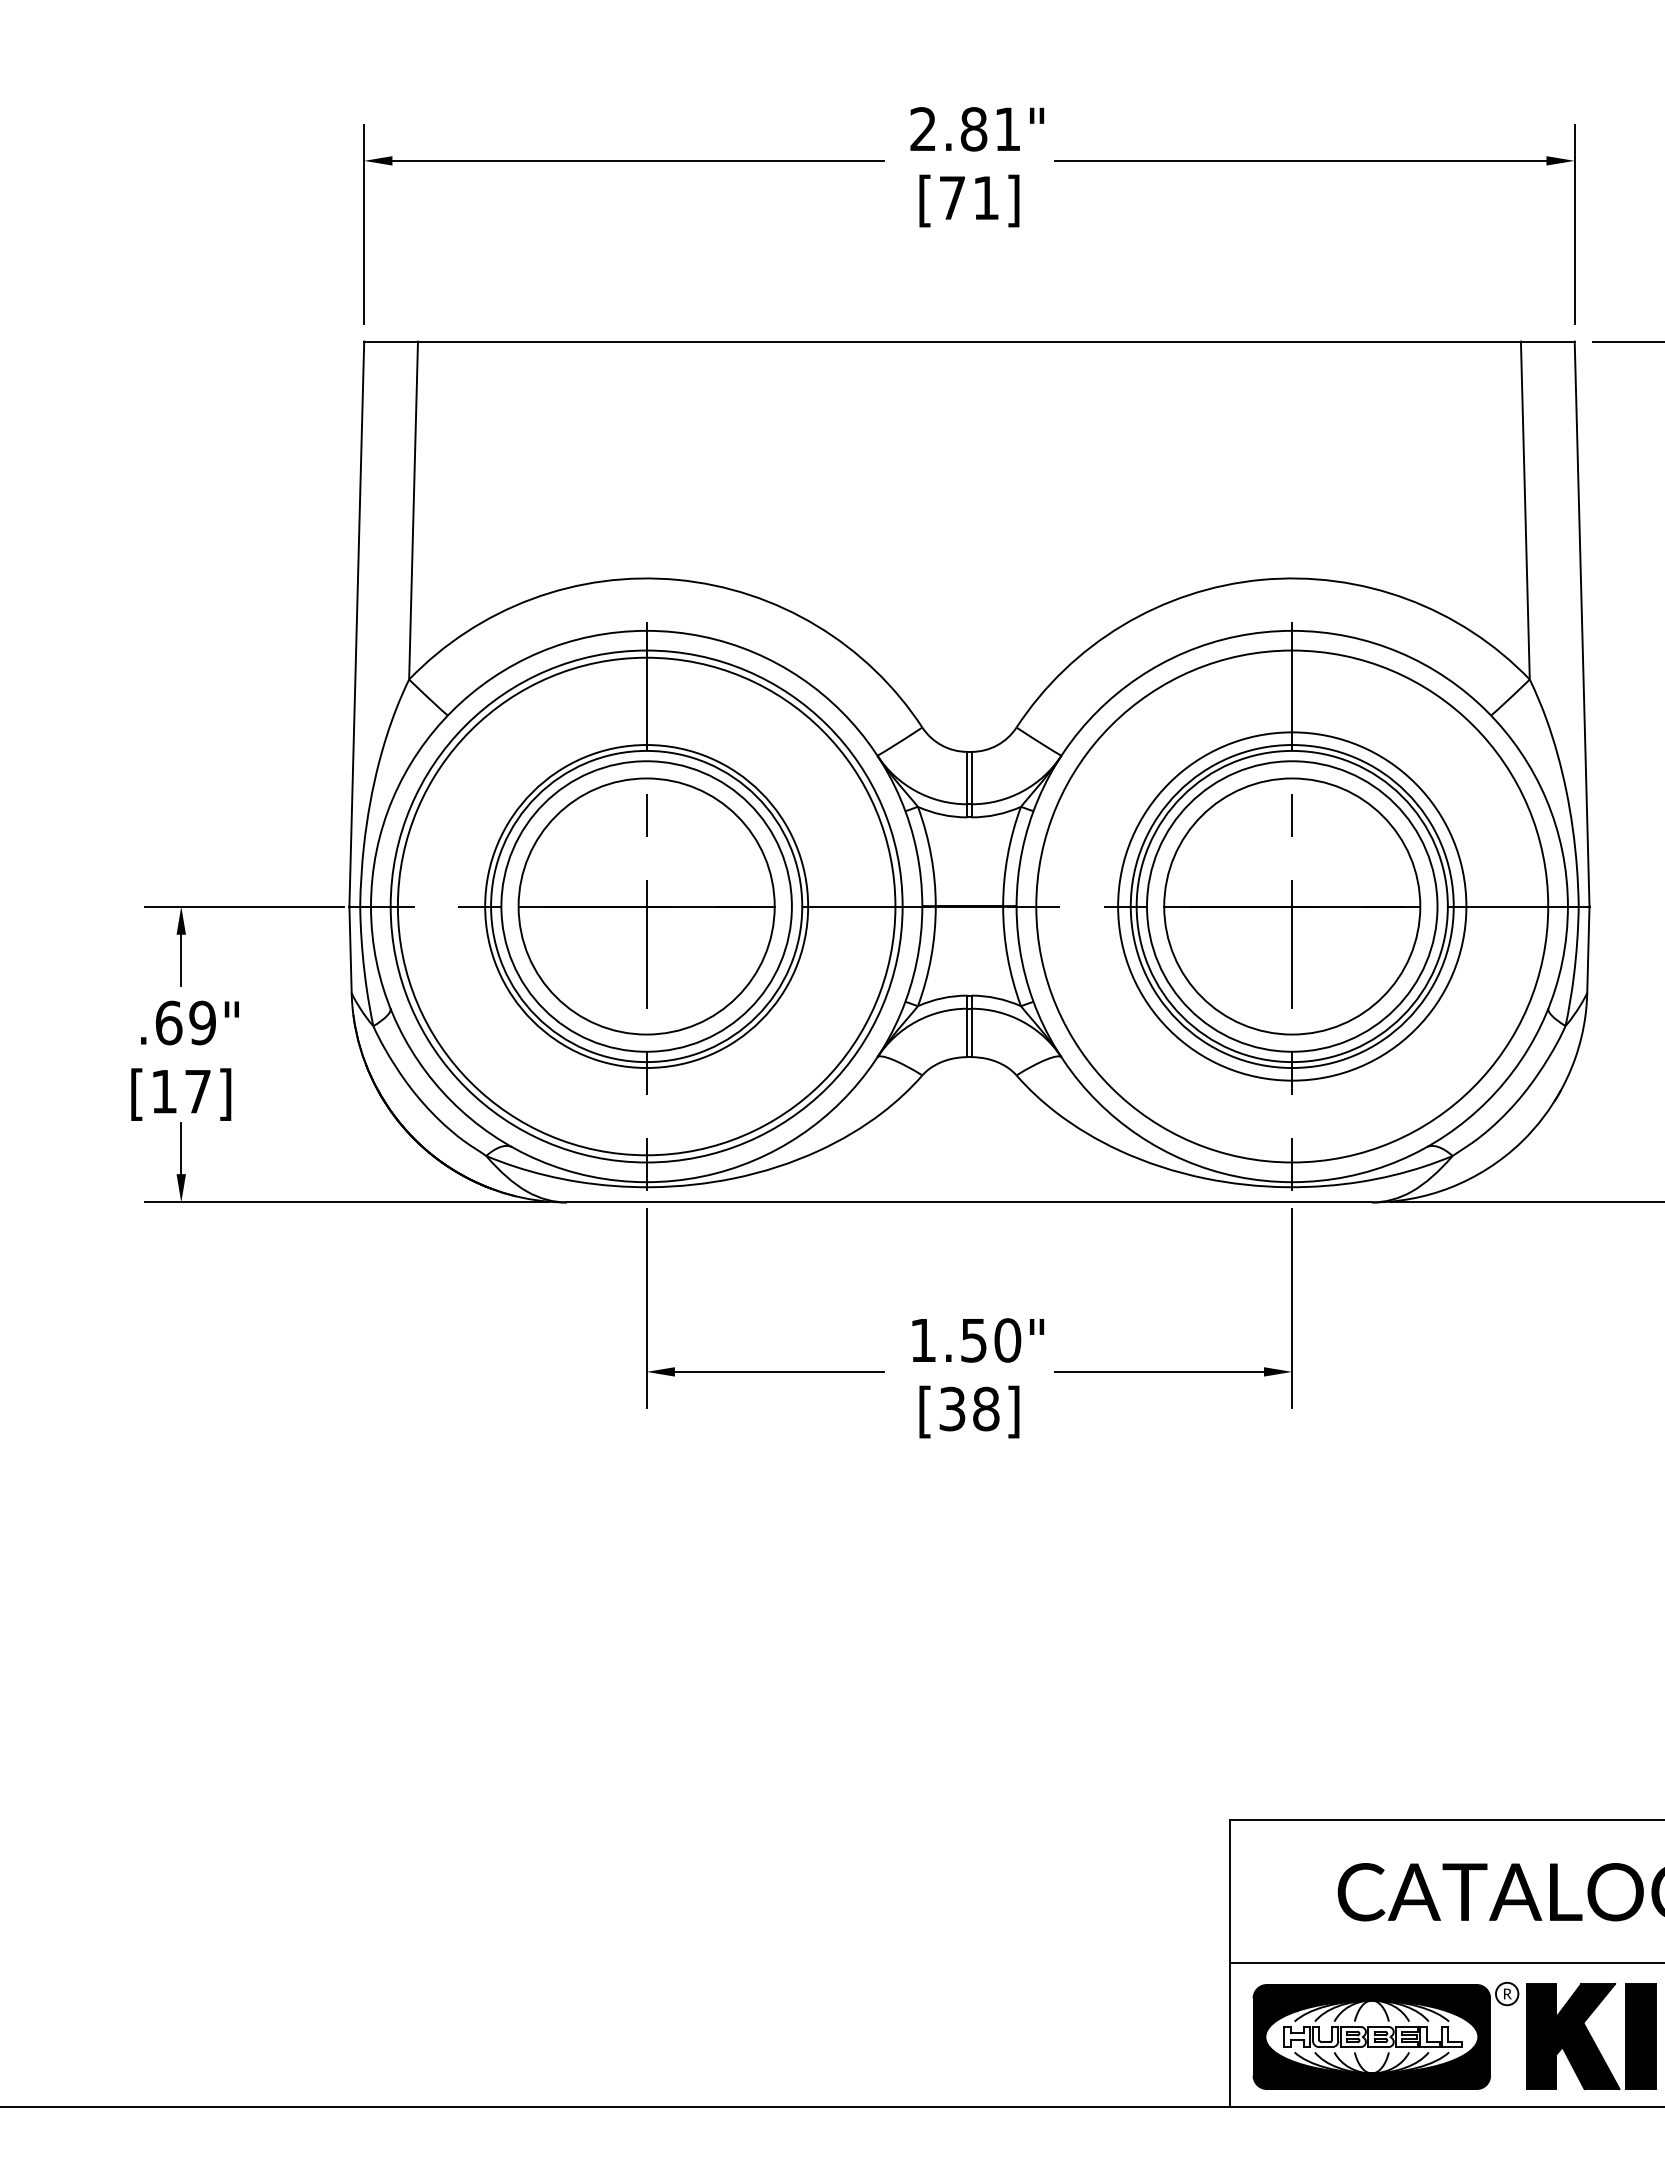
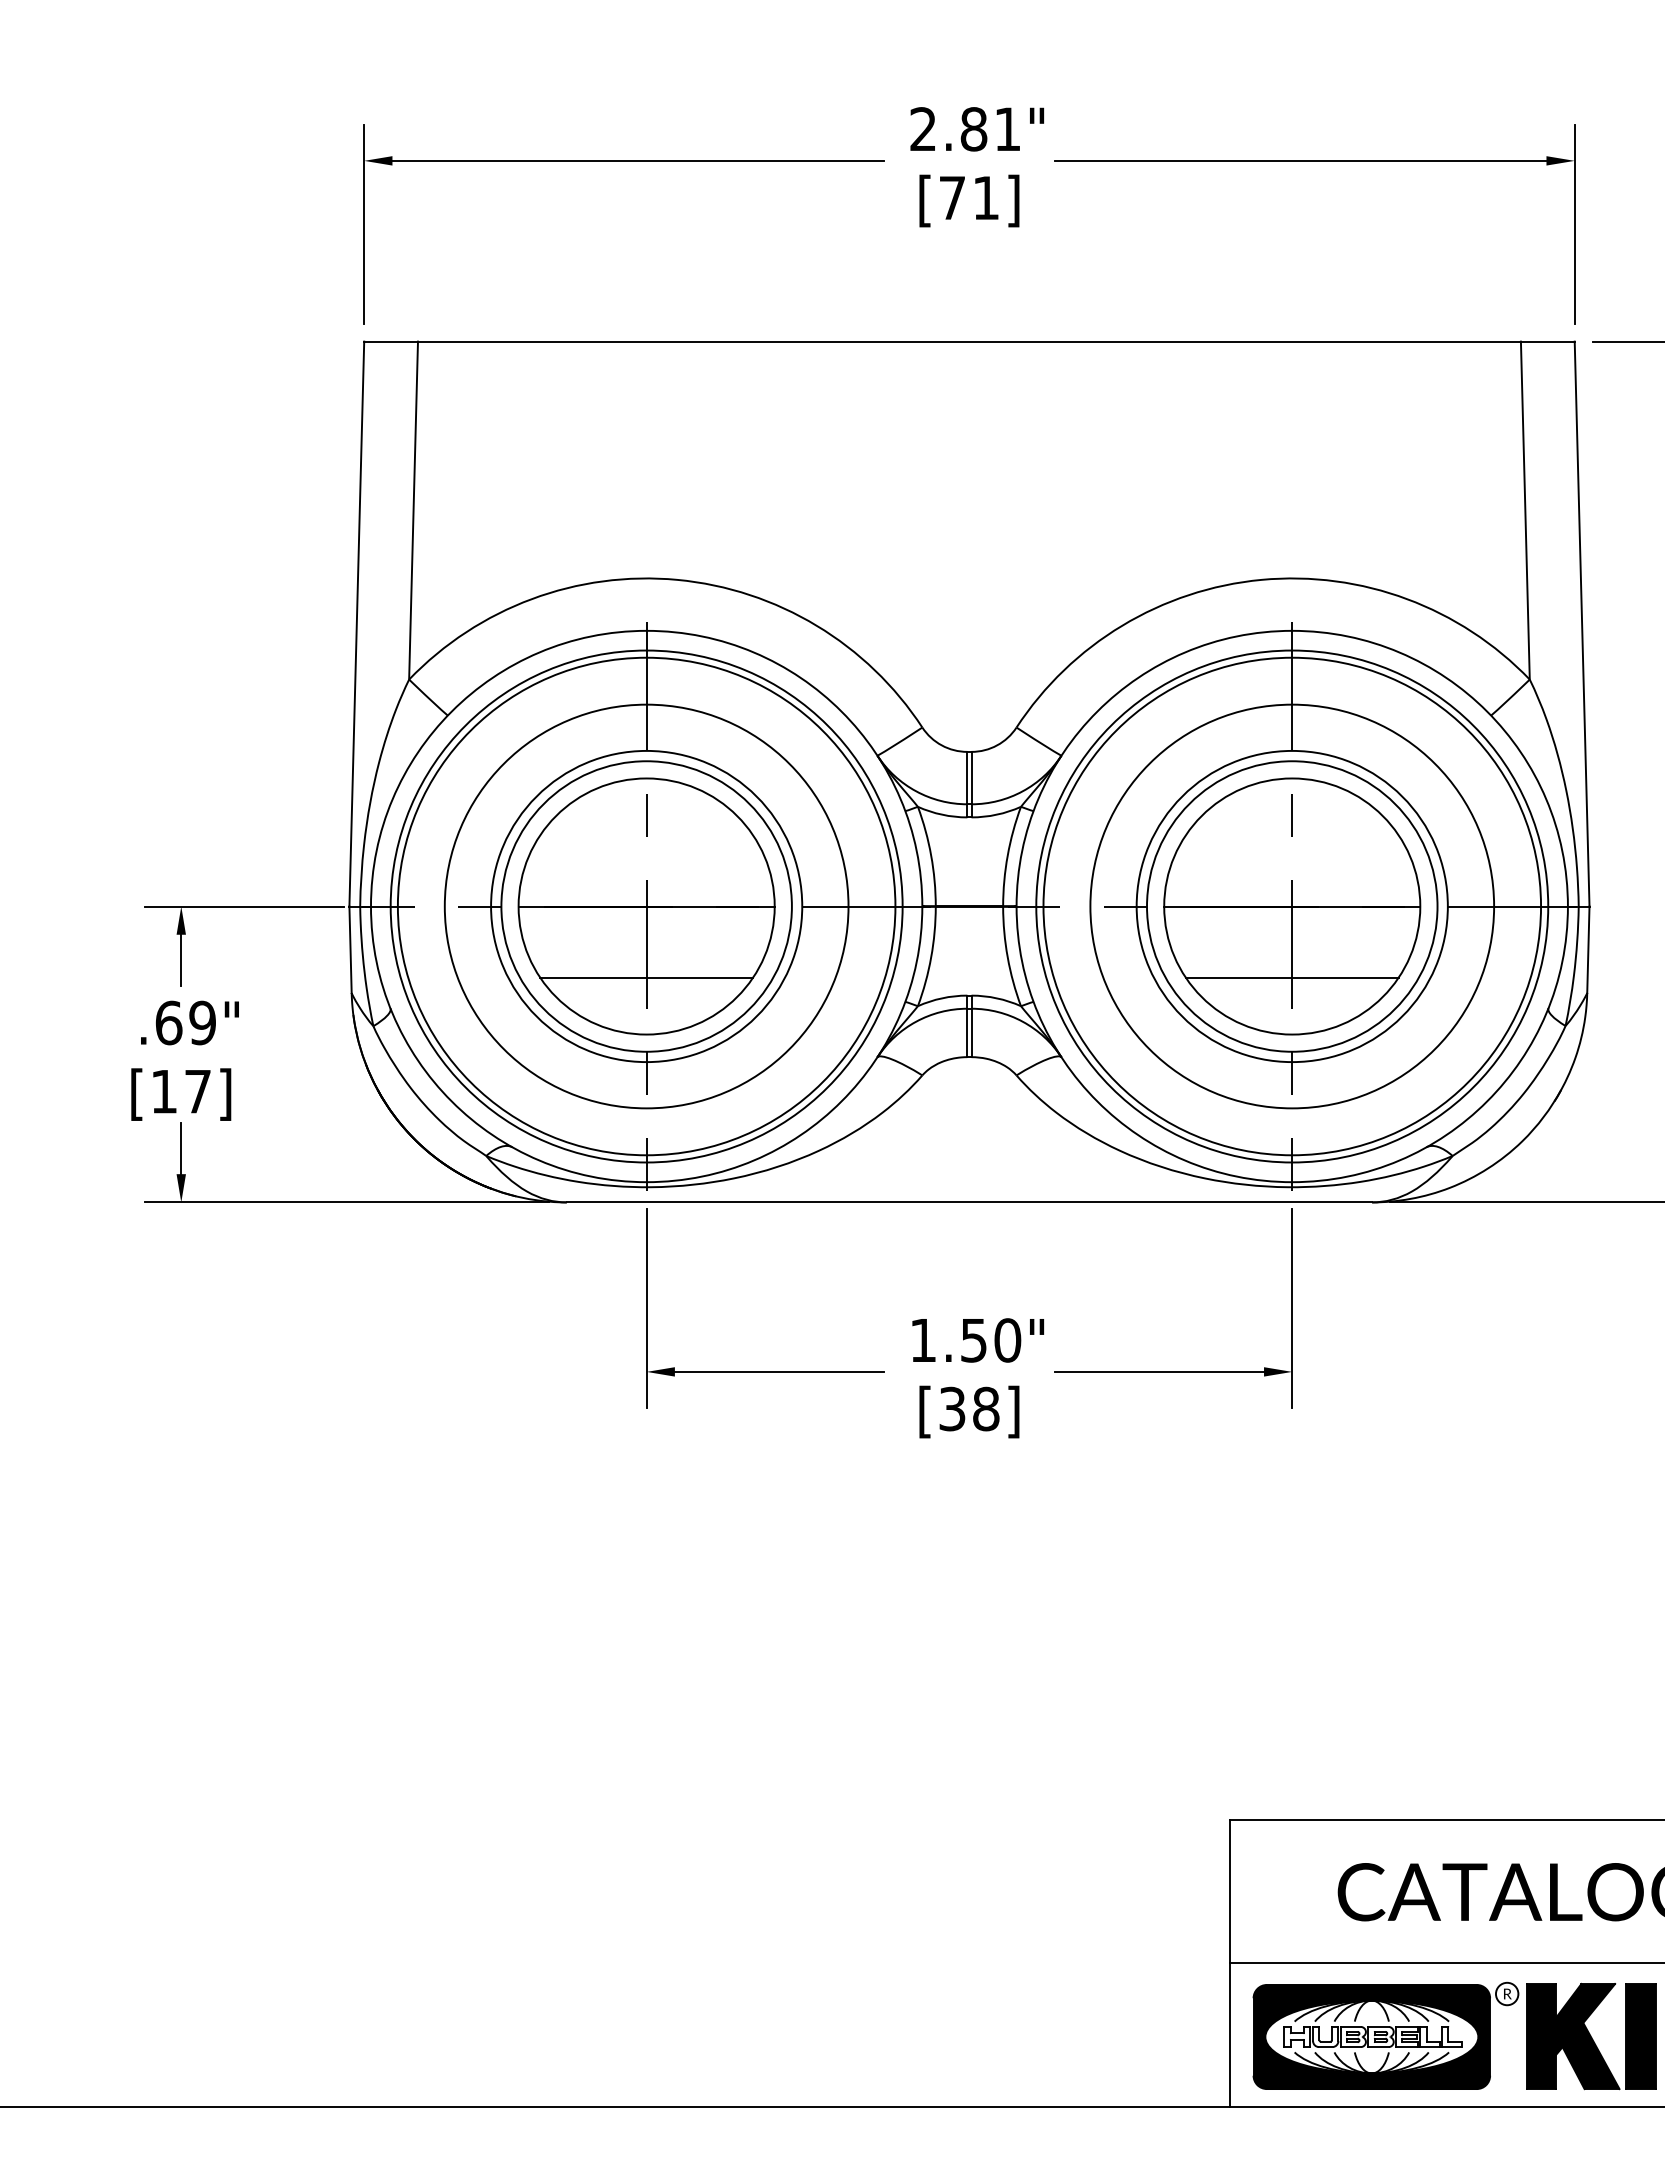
circle diameter: 323 px -> 404 px (646, 906)
circle diameter: 323 px -> 404 px (1292, 906)
circle diameter: 348 px -> 498 px (1292, 906)
line: none -> present (646, 977)
line: none -> present (1292, 977)
